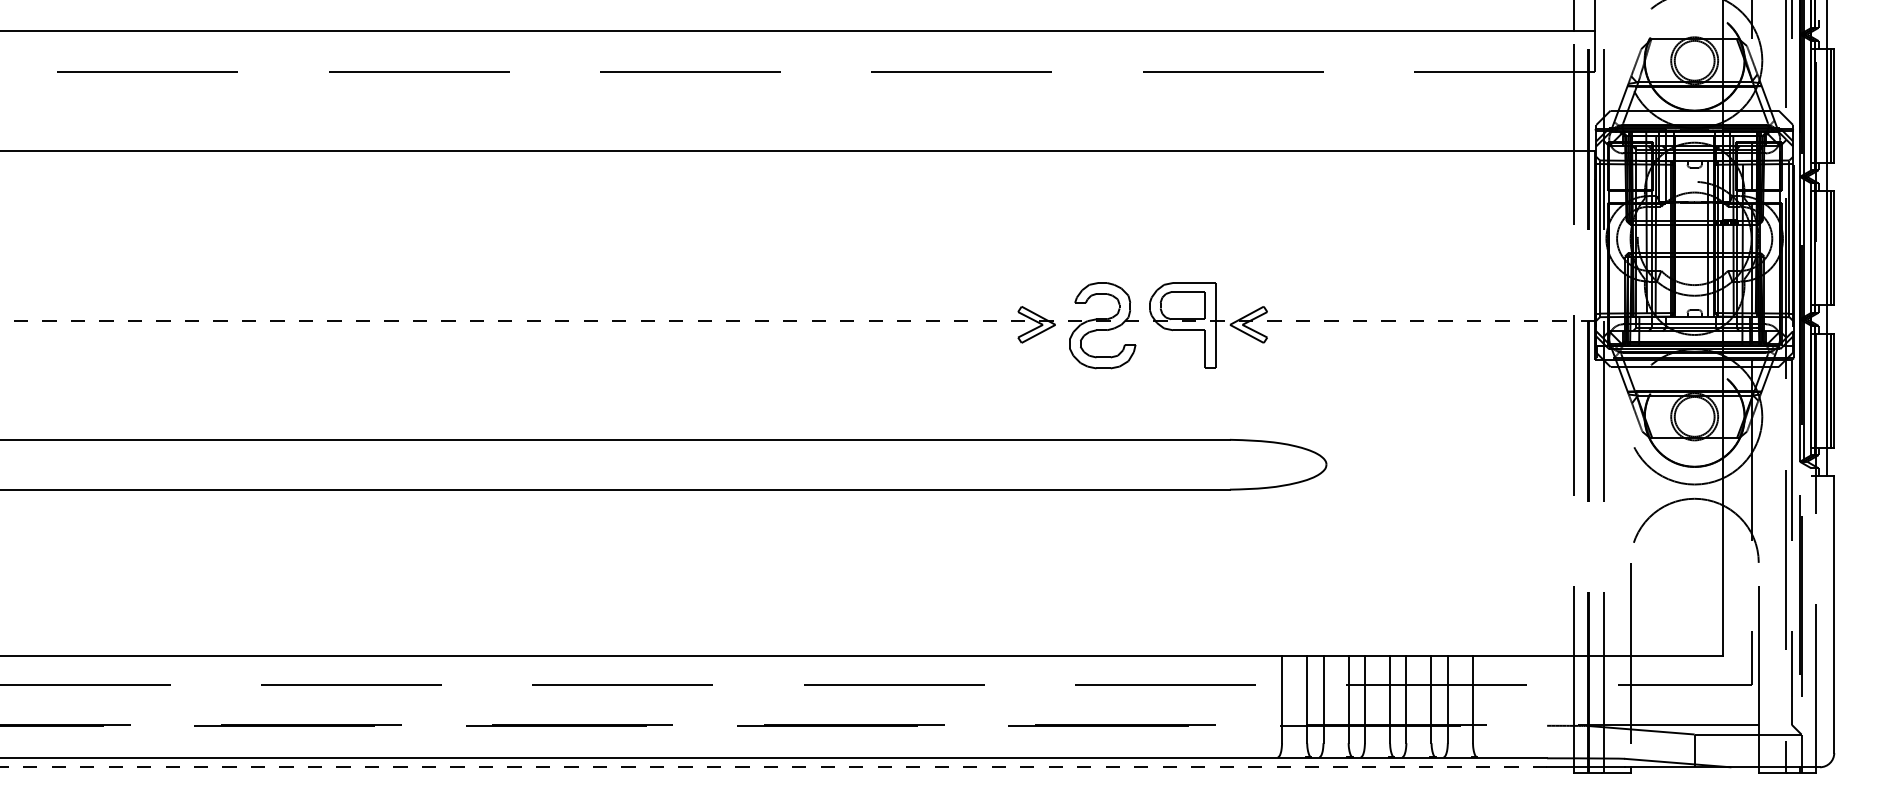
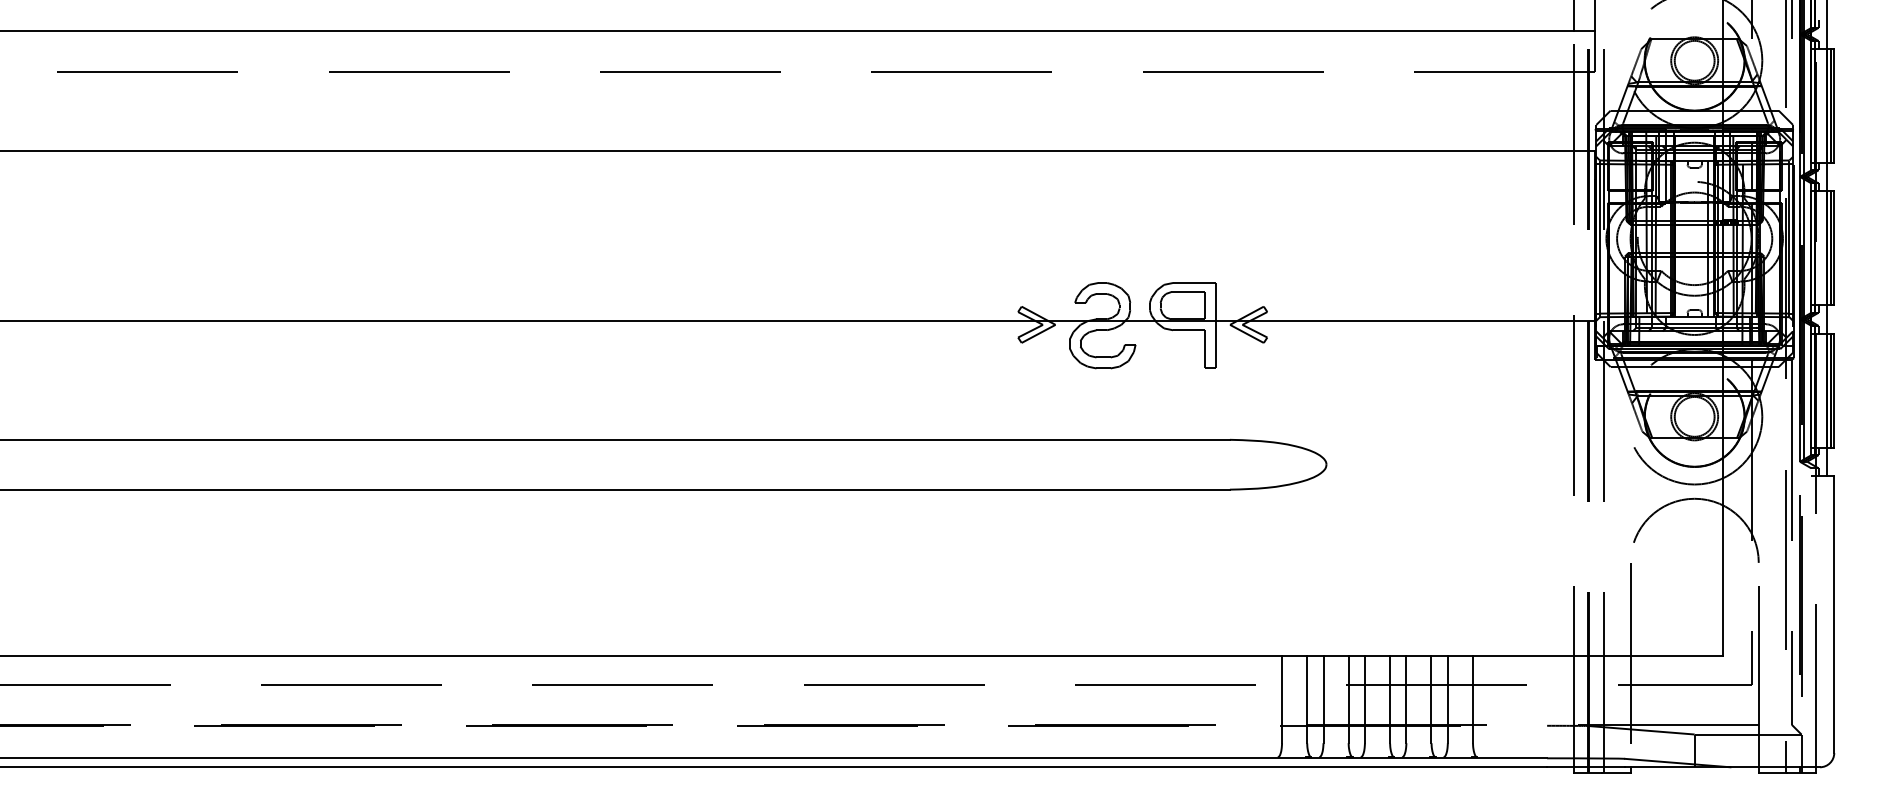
line: dashed -> solid (797, 321)
line: dashed -> solid (773, 767)
